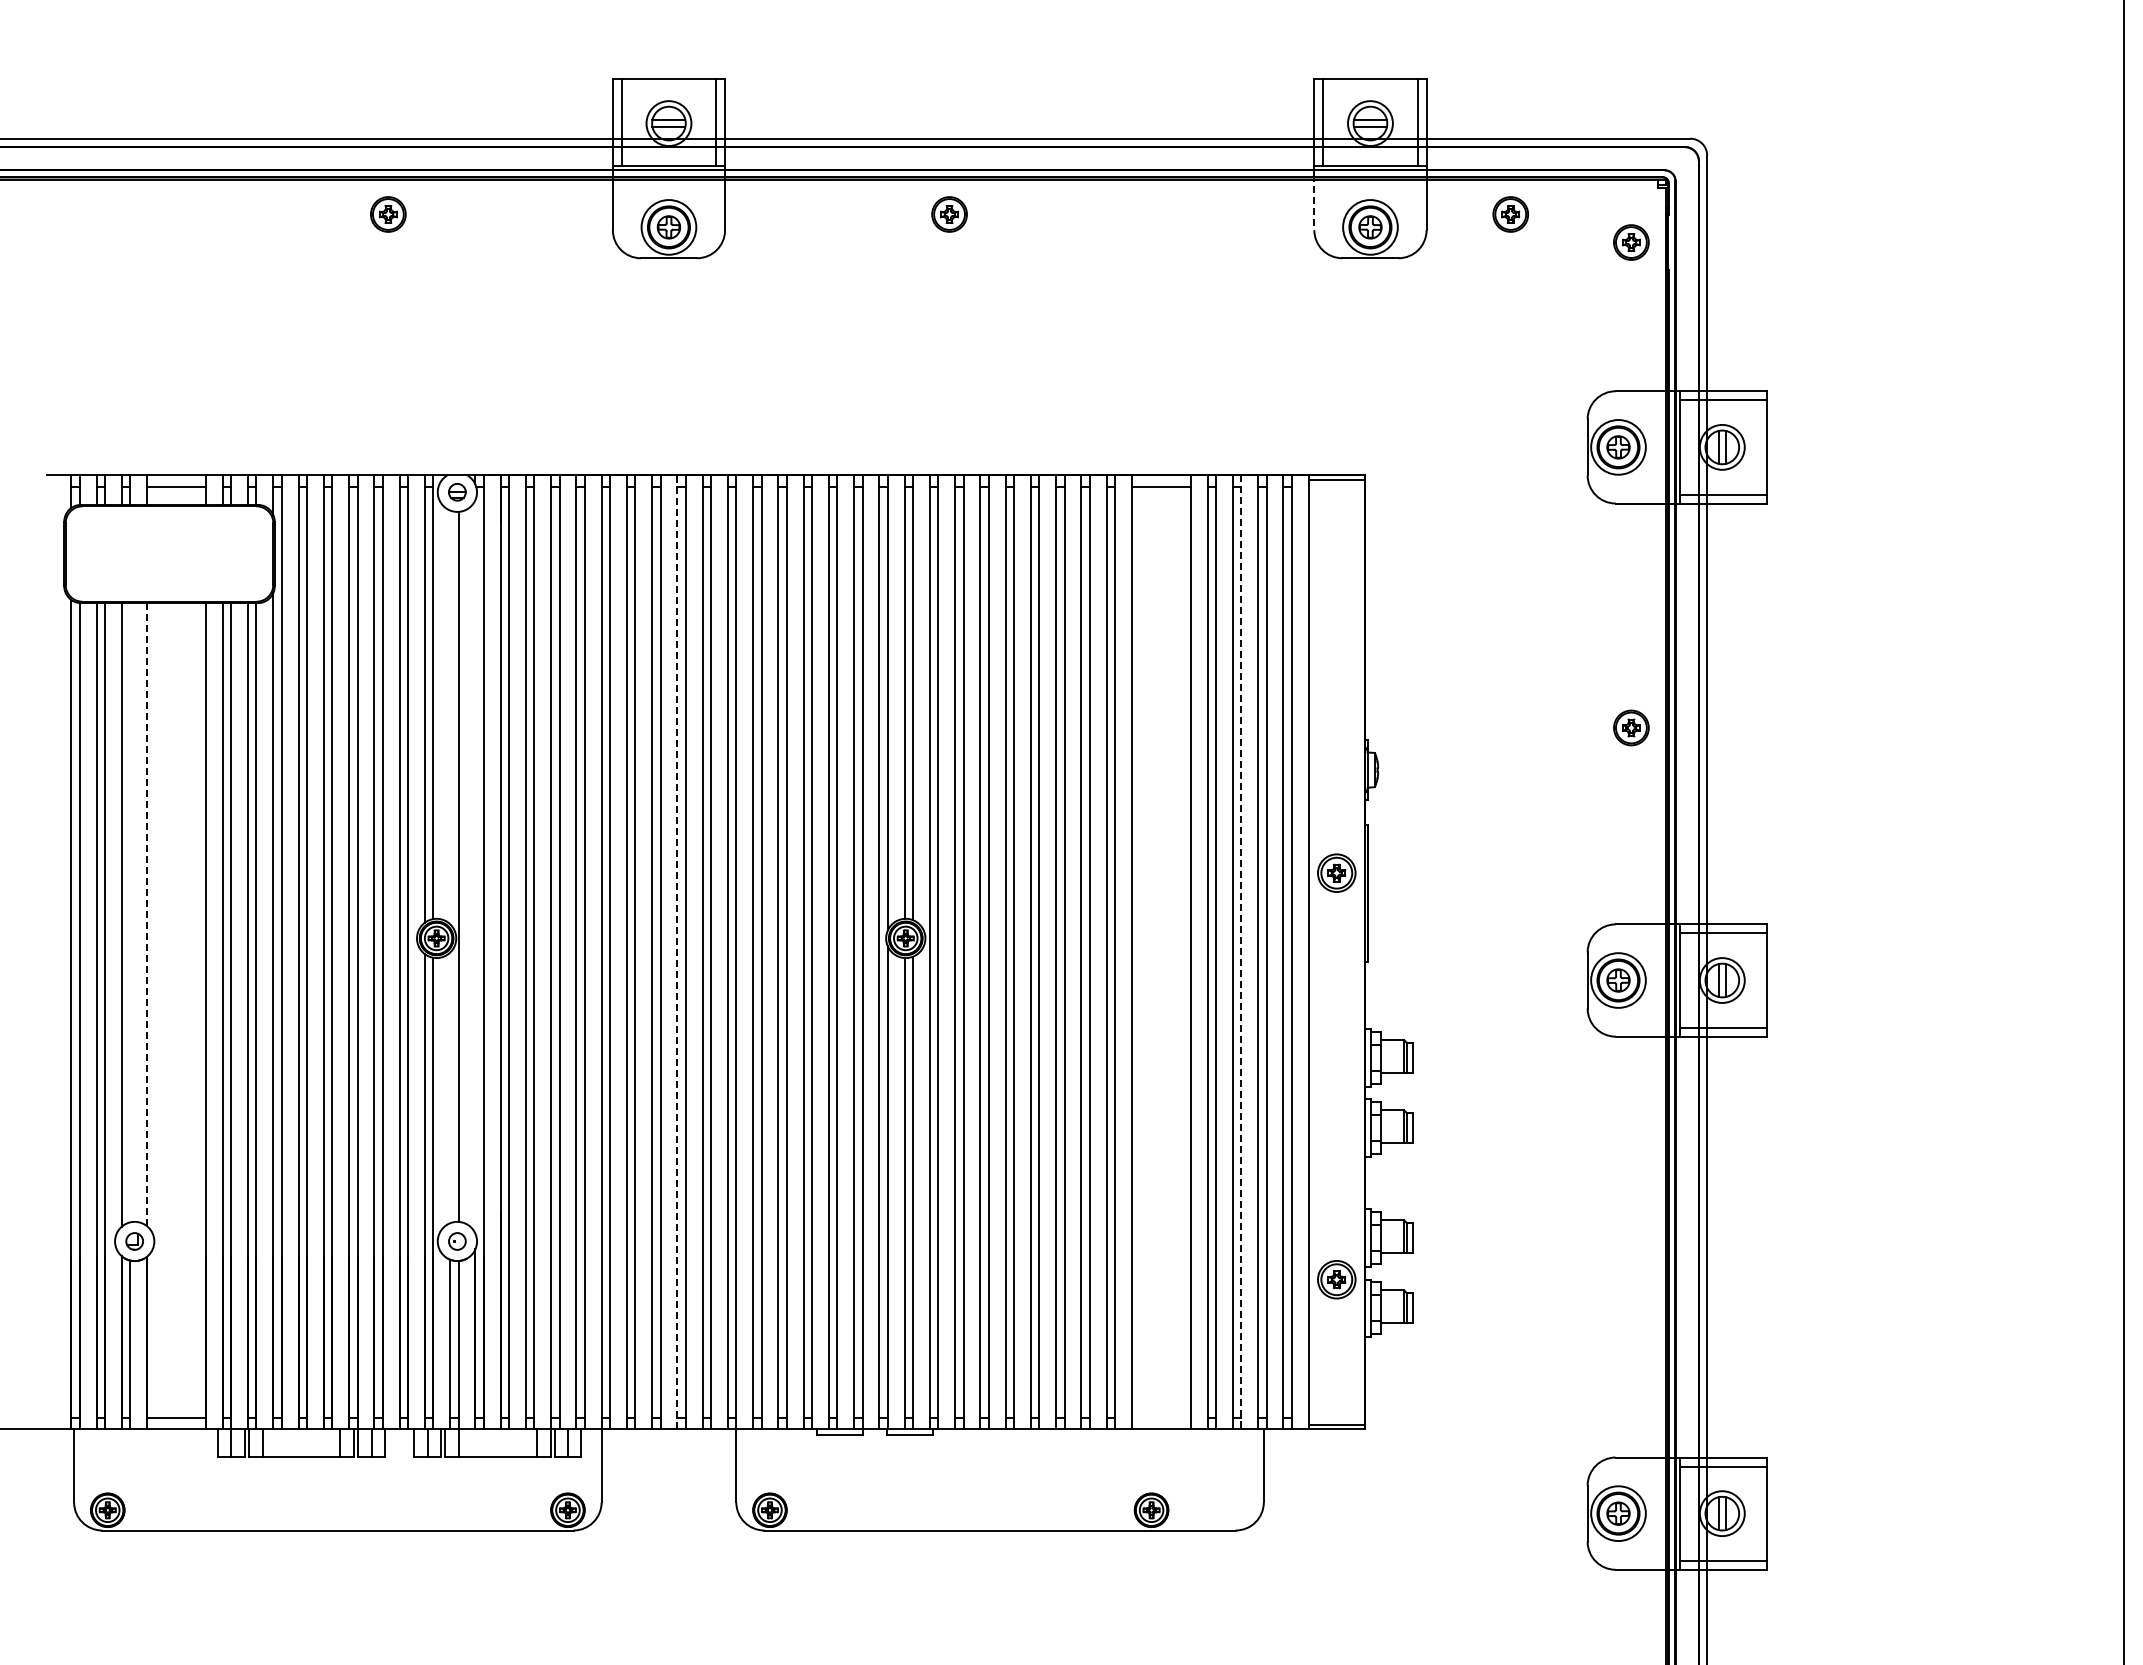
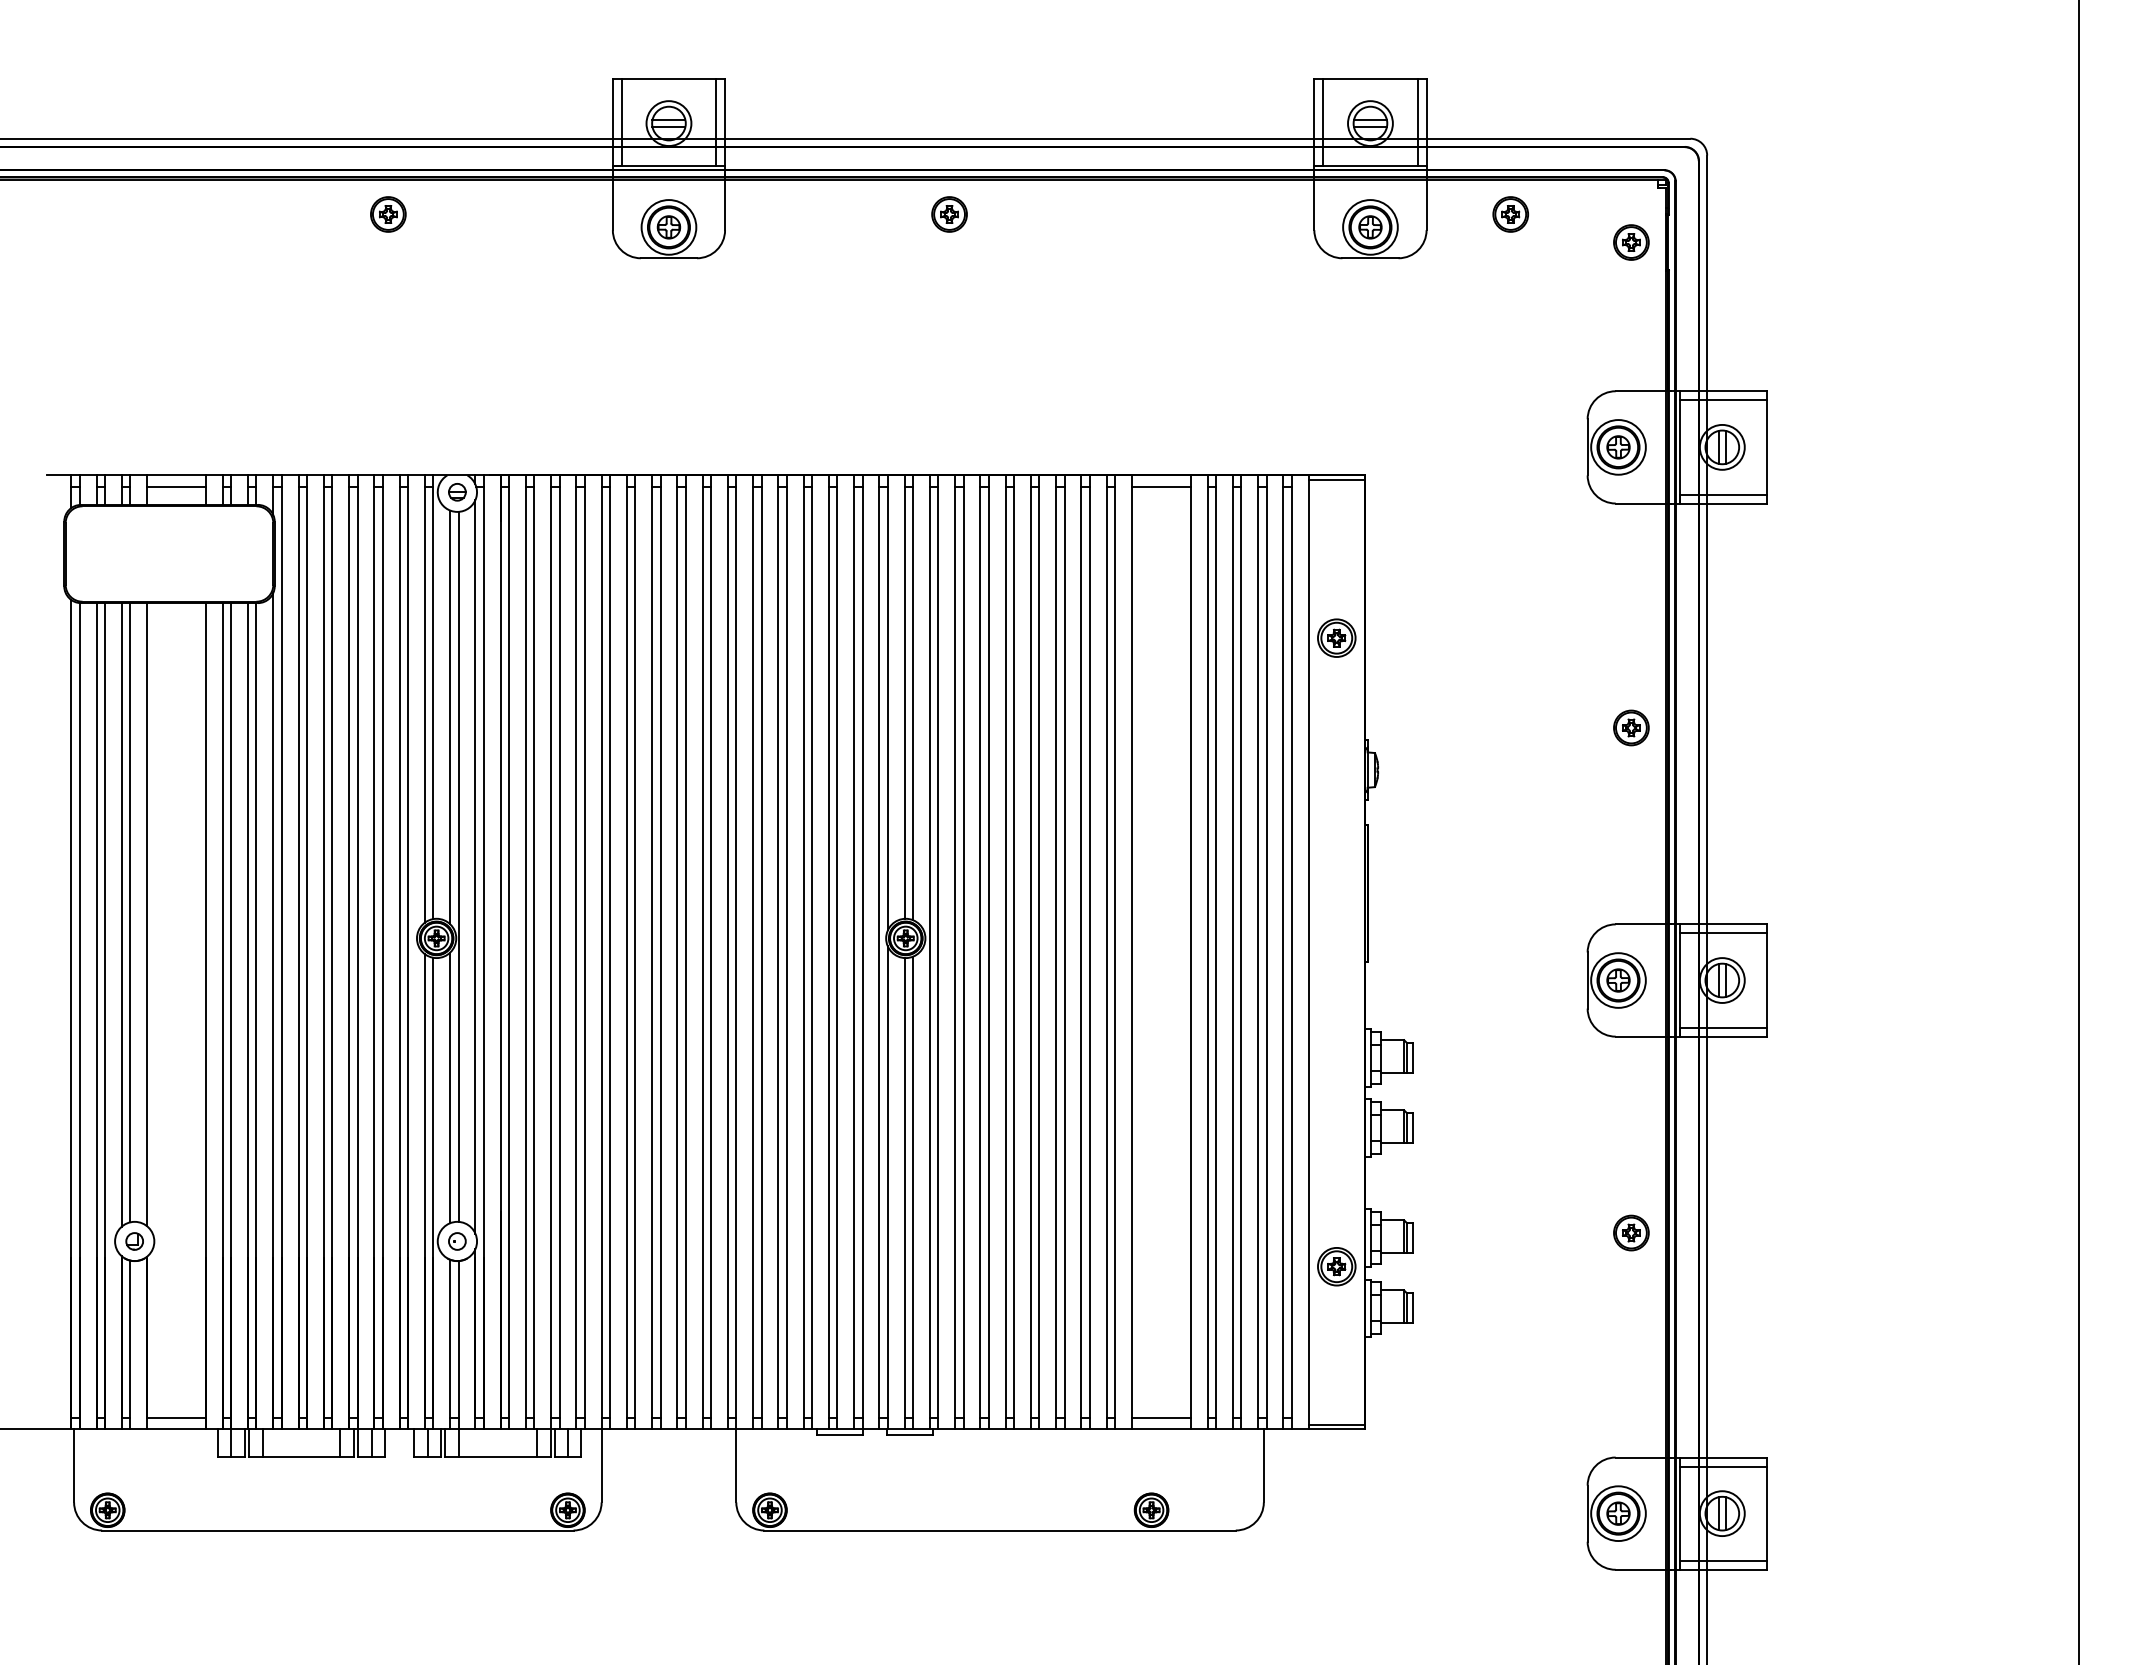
line: dashed -> solid (1314, 202)
line: none -> present (450, 717)
line position: (2123, 831) -> (2078, 831) (2078, 831)
line: none -> present (475, 866)
part position: (1336, 872) -> (1336, 637) (1336, 637)
line: none -> present (130, 912)
line: dashed -> solid (147, 914)
line: dashed -> solid (677, 951)
line: dashed -> solid (1241, 952)
line: none -> present (450, 1087)
part: none -> present (1631, 1232)
part position: (1336, 1279) -> (1336, 1266) (1336, 1266)
line: none -> present (1160, 1418)
